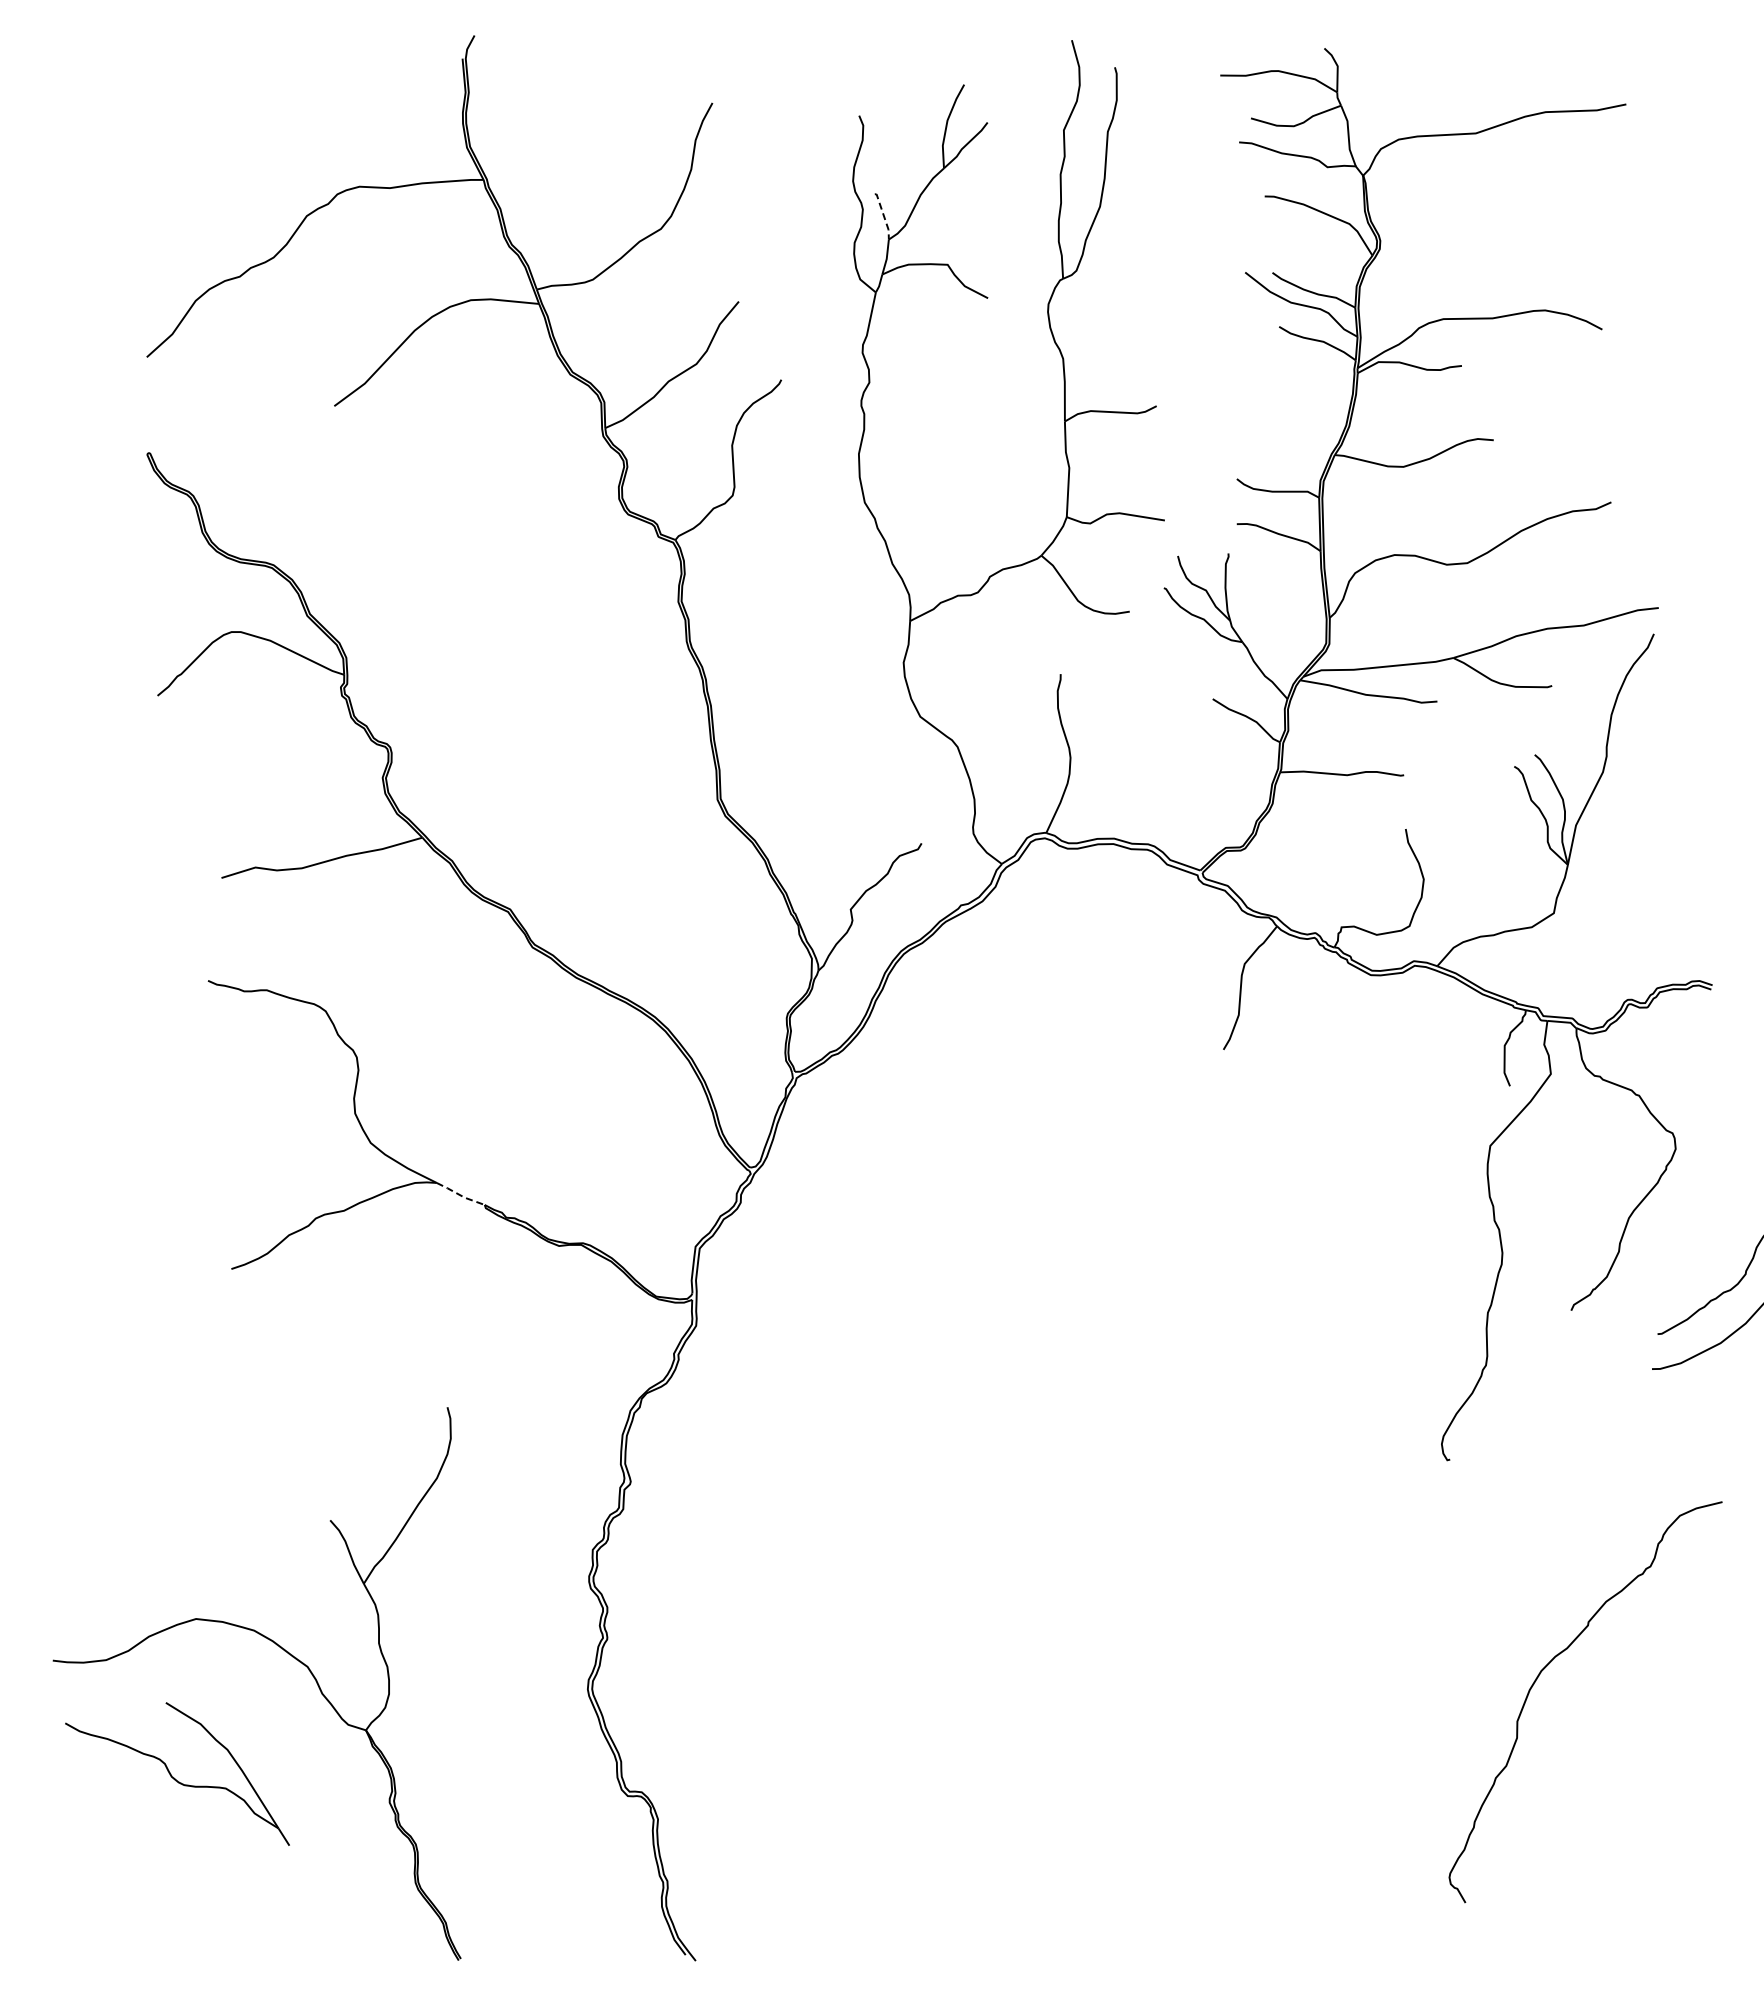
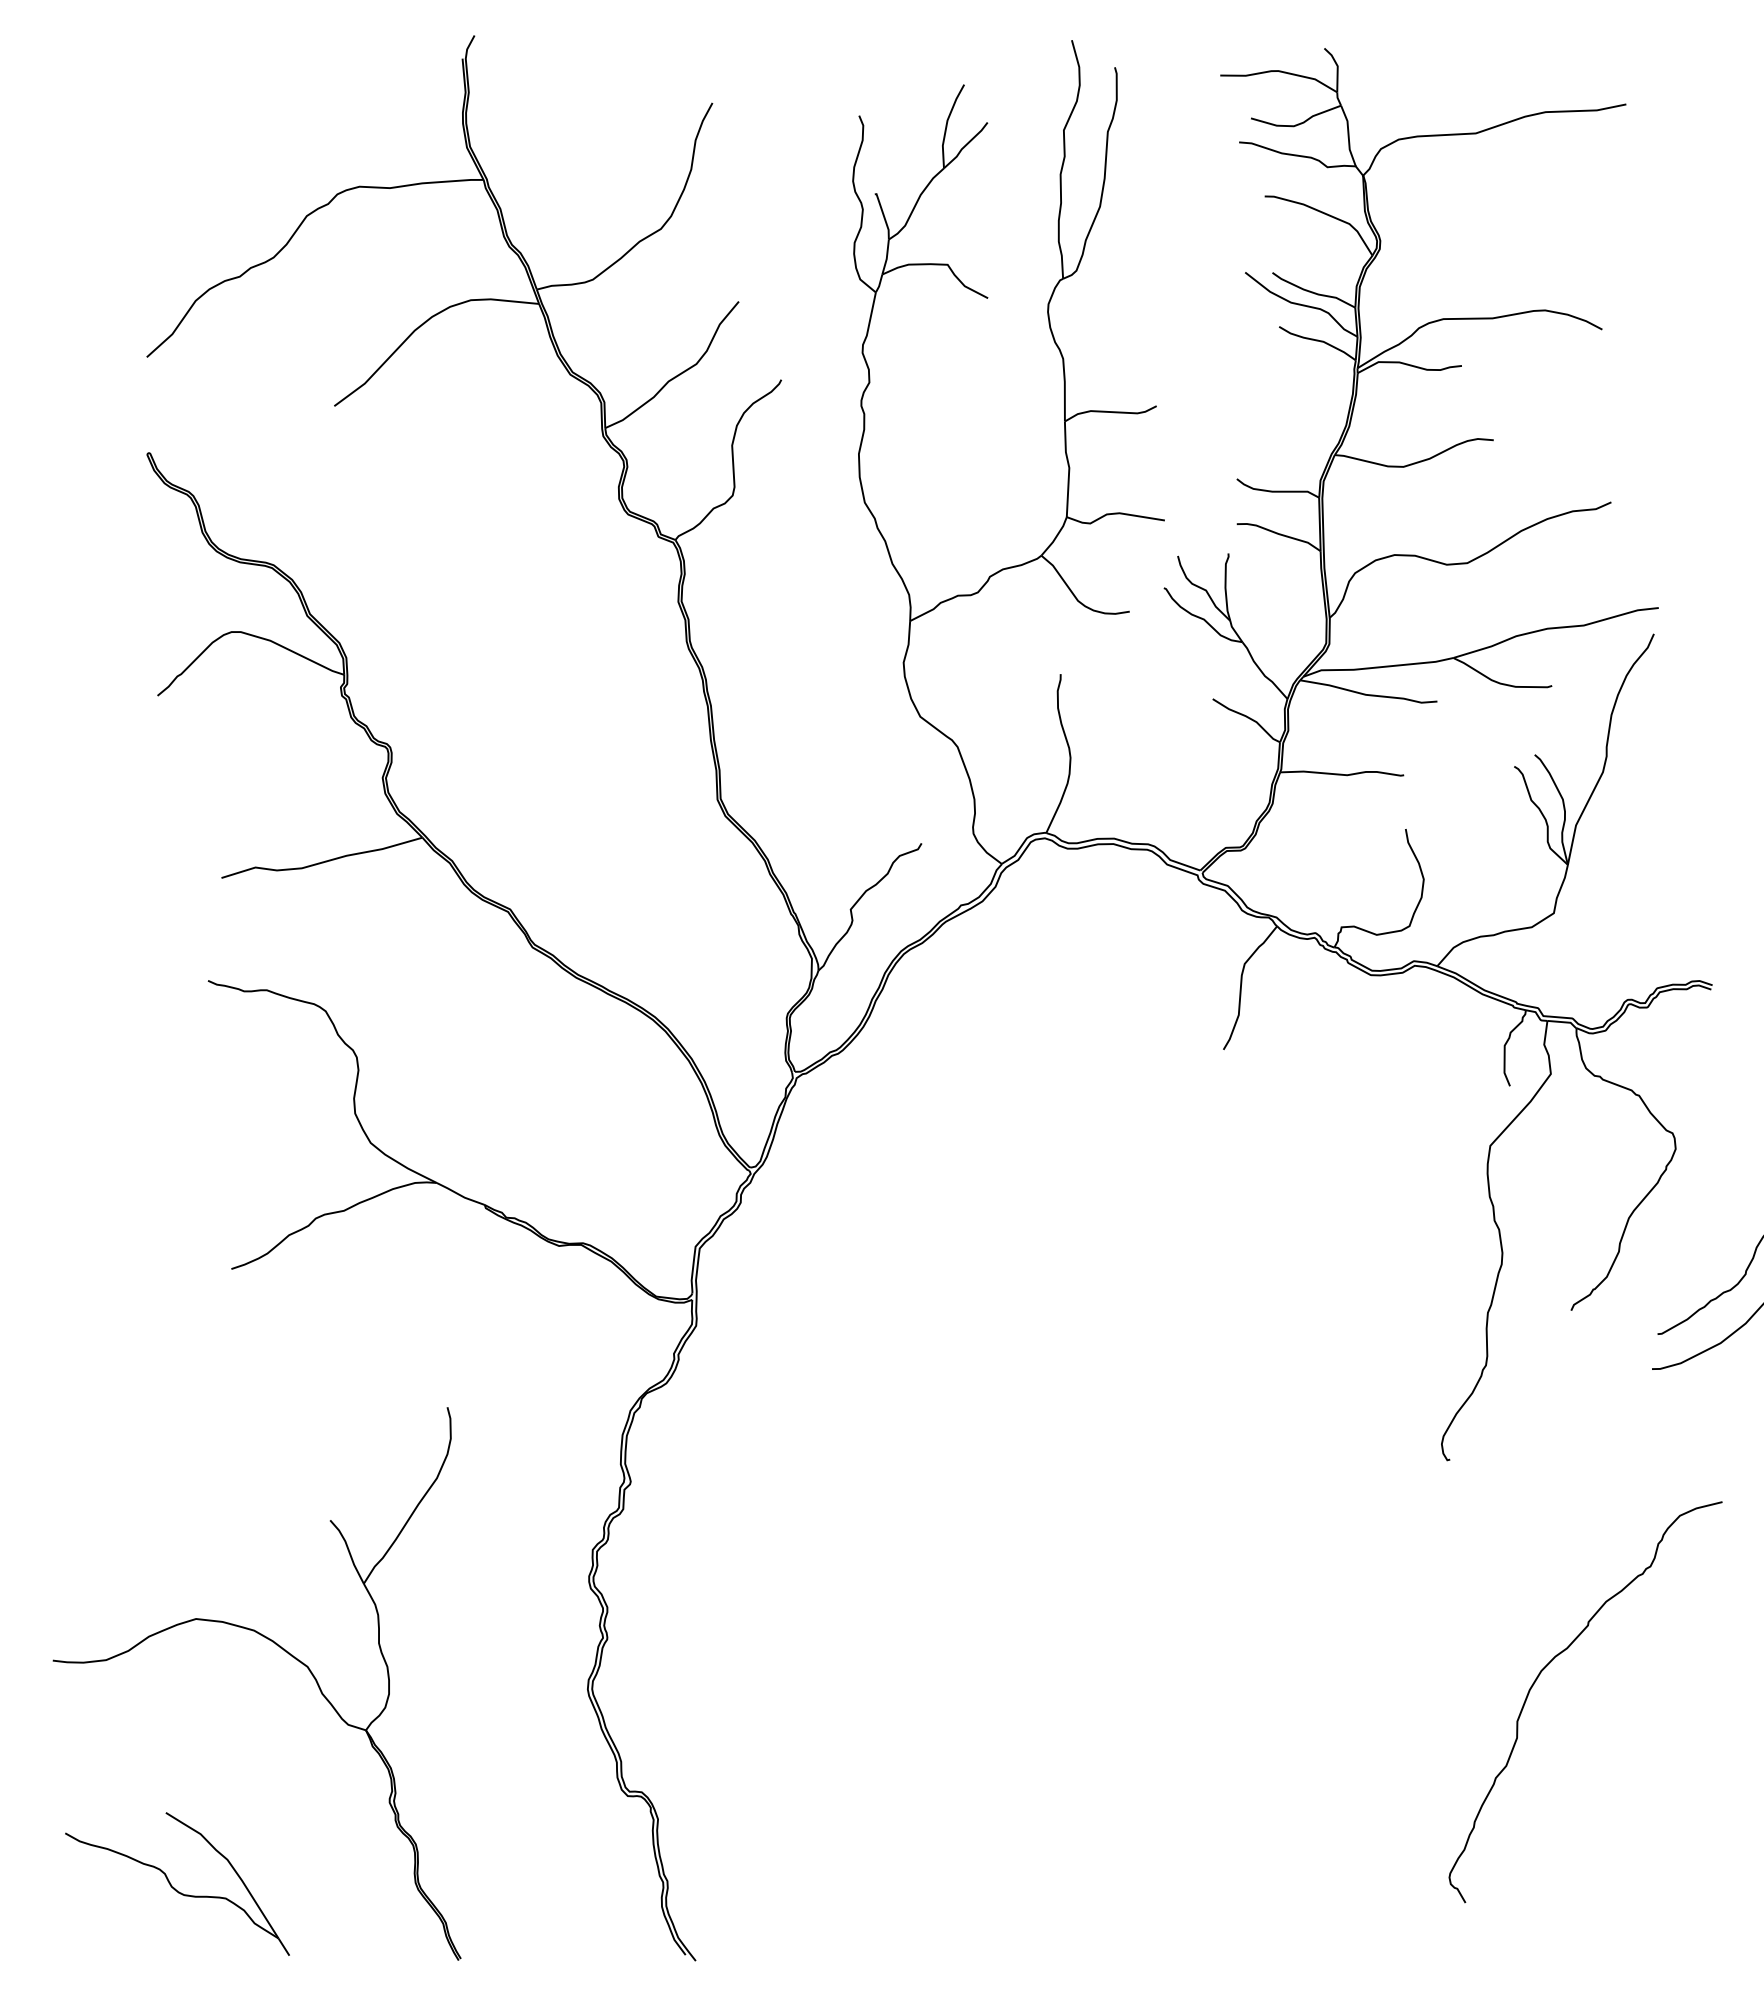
line: dashed -> solid (883, 215)
line: dashed -> solid (460, 1195)
part position: (177, 1773) -> (177, 1883) (177, 1883)
